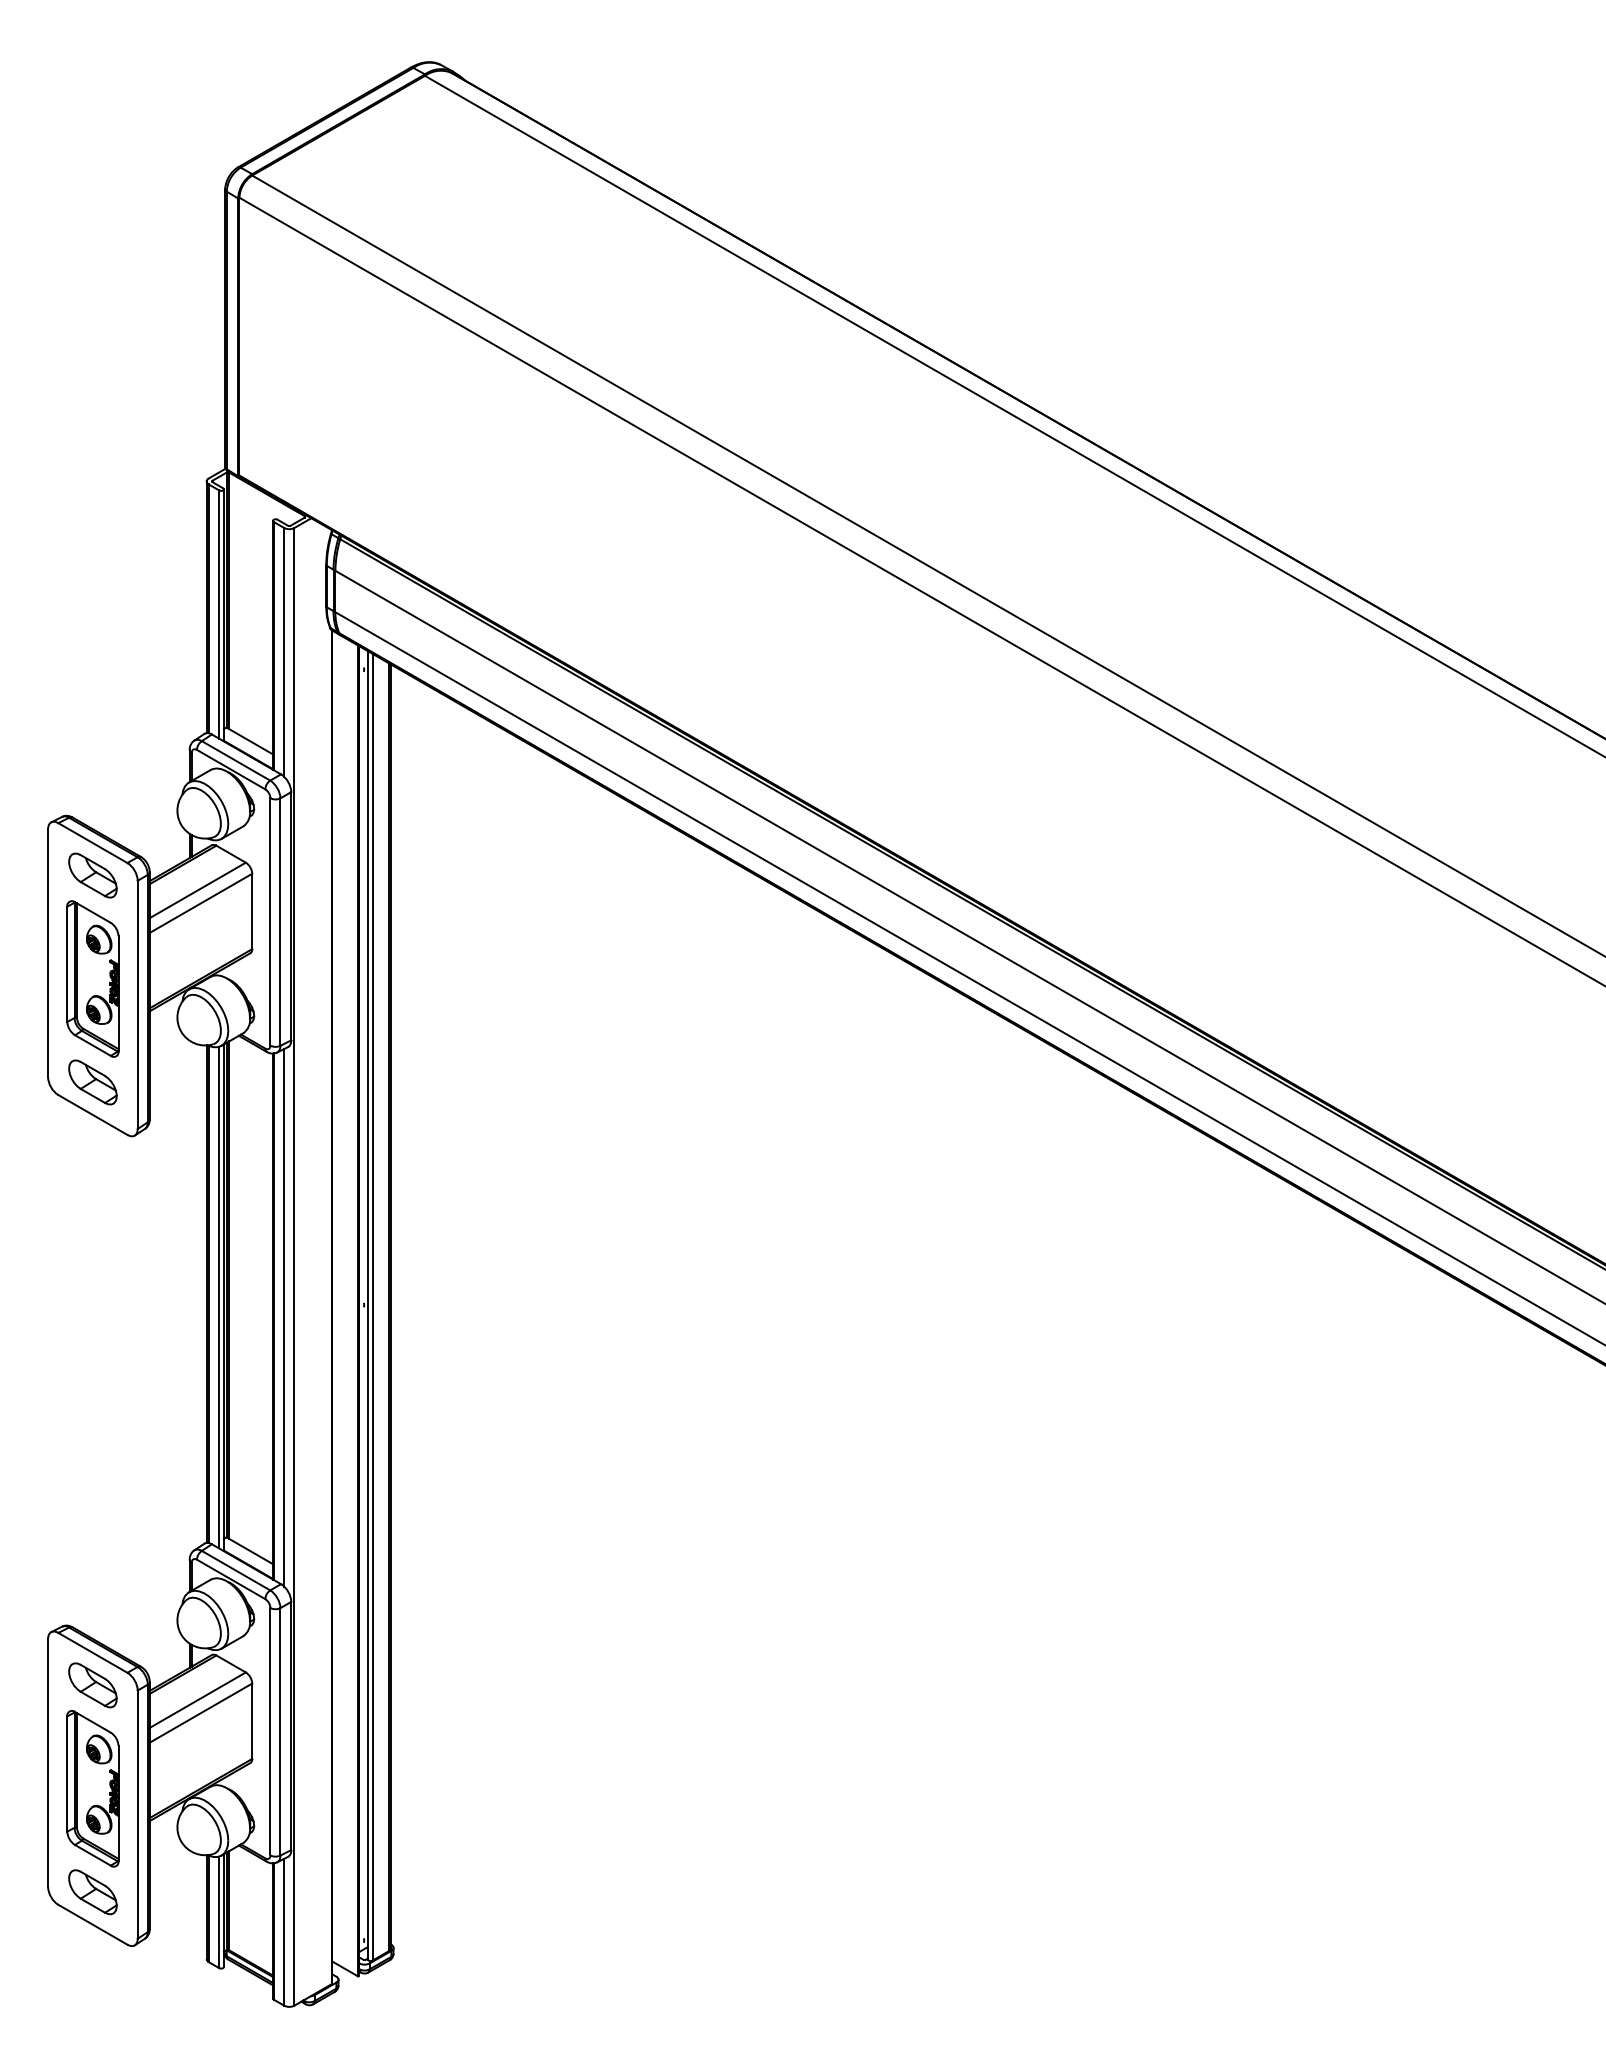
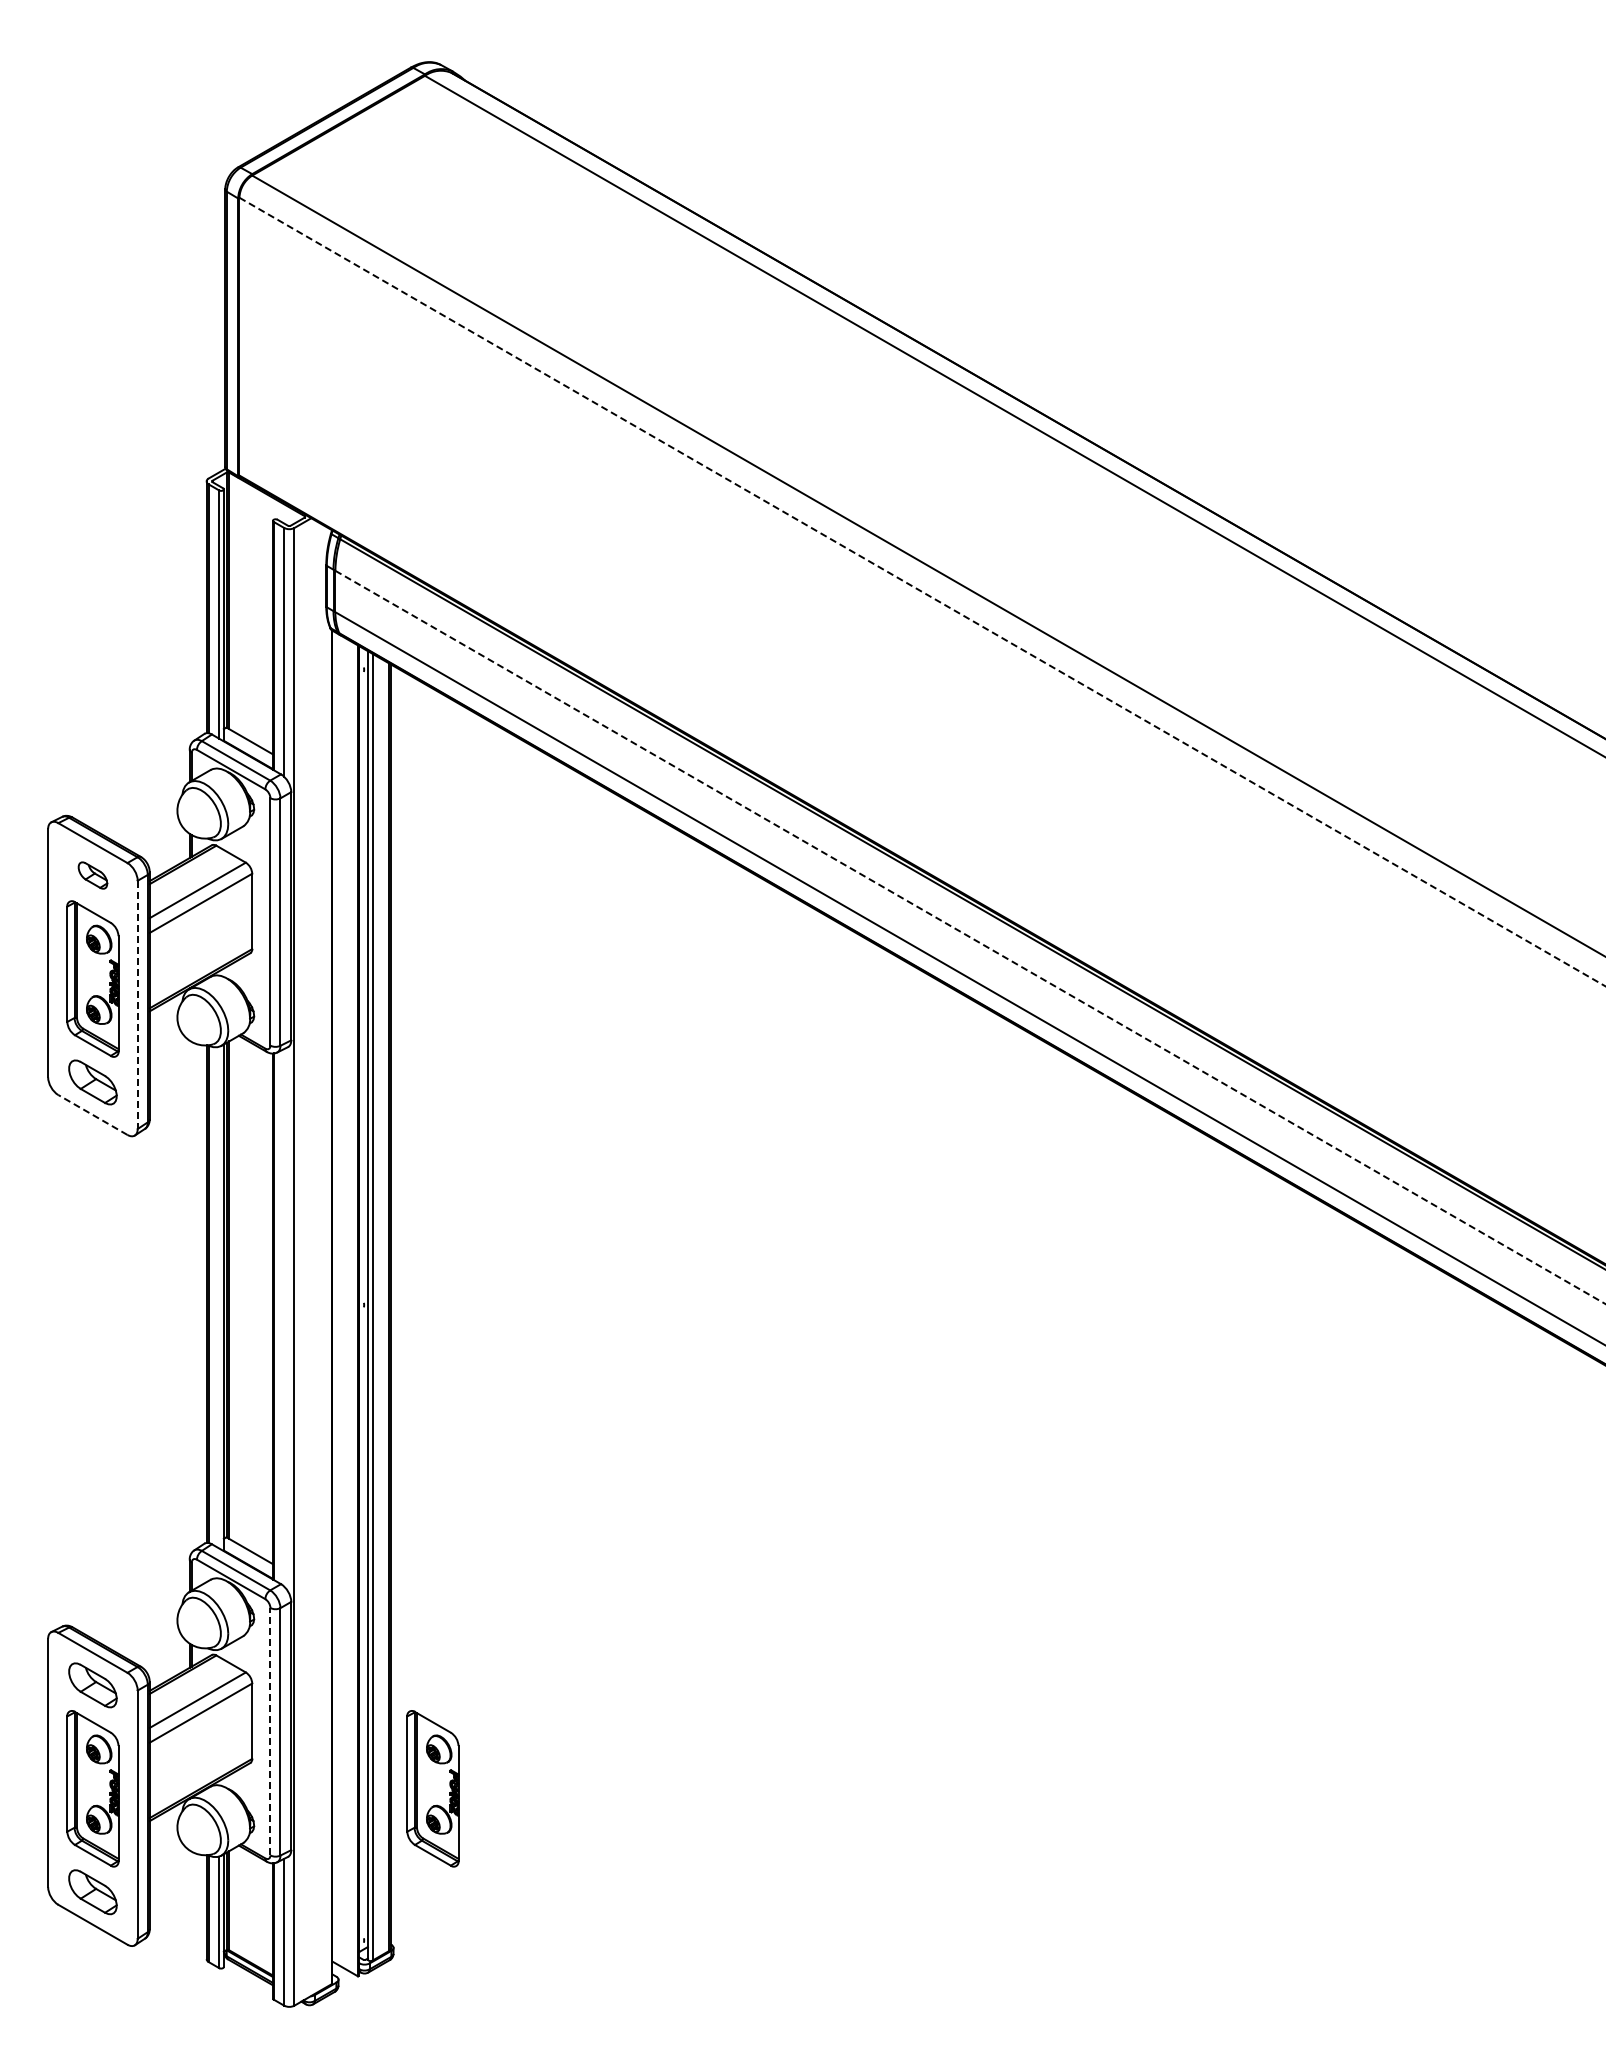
line: solid -> dashed (922, 592)
part size: 50x47 px -> 32x29 px (92, 875)
line: solid -> dashed (971, 937)
line: solid -> dashed (137, 1005)
line: solid -> dashed (92, 1115)
line: present -> none (219, 1297)
line: present -> none (284, 1317)
line: solid -> dashed (270, 1731)
part: none -> present (432, 1788)
